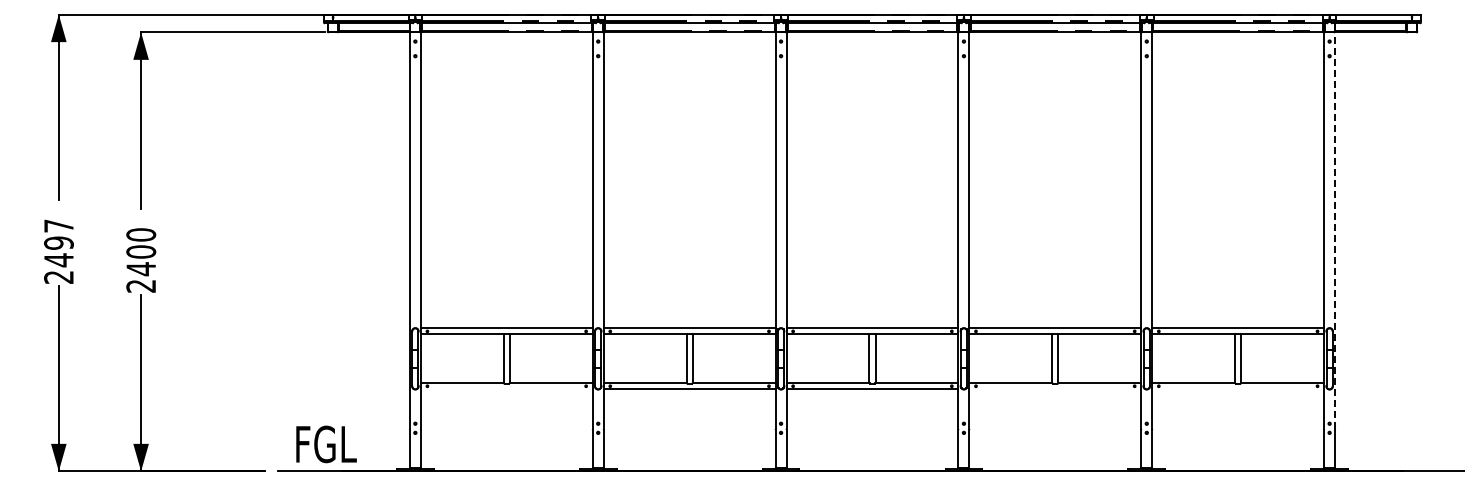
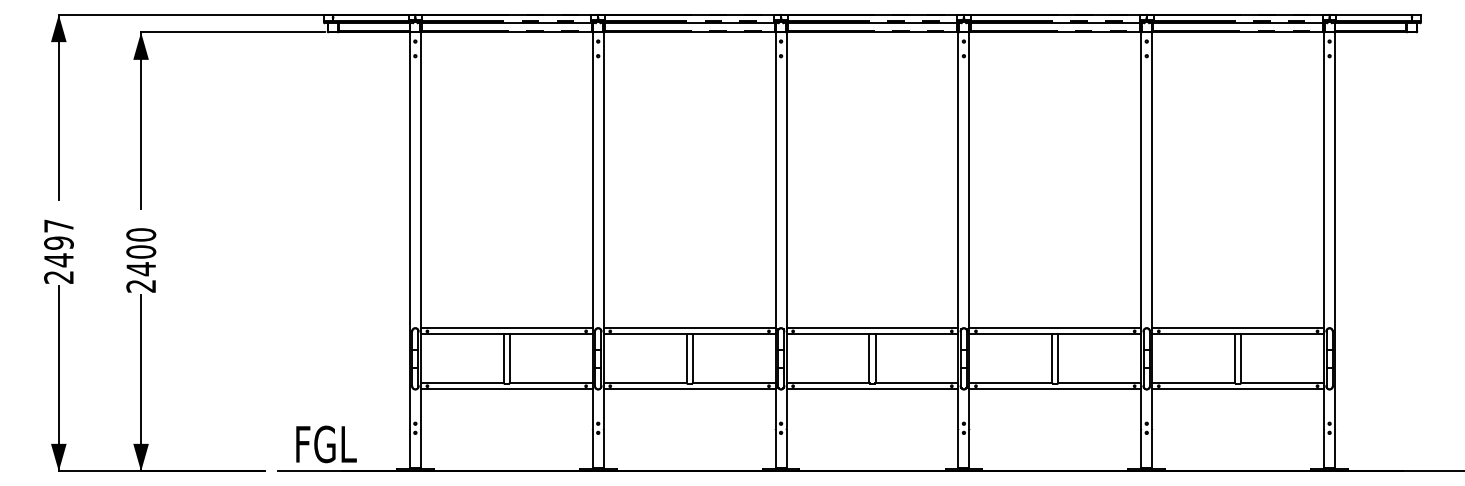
line: dashed -> solid (1335, 230)
line: none -> present (506, 389)
line: none -> present (1055, 389)
line: none -> present (1238, 389)
